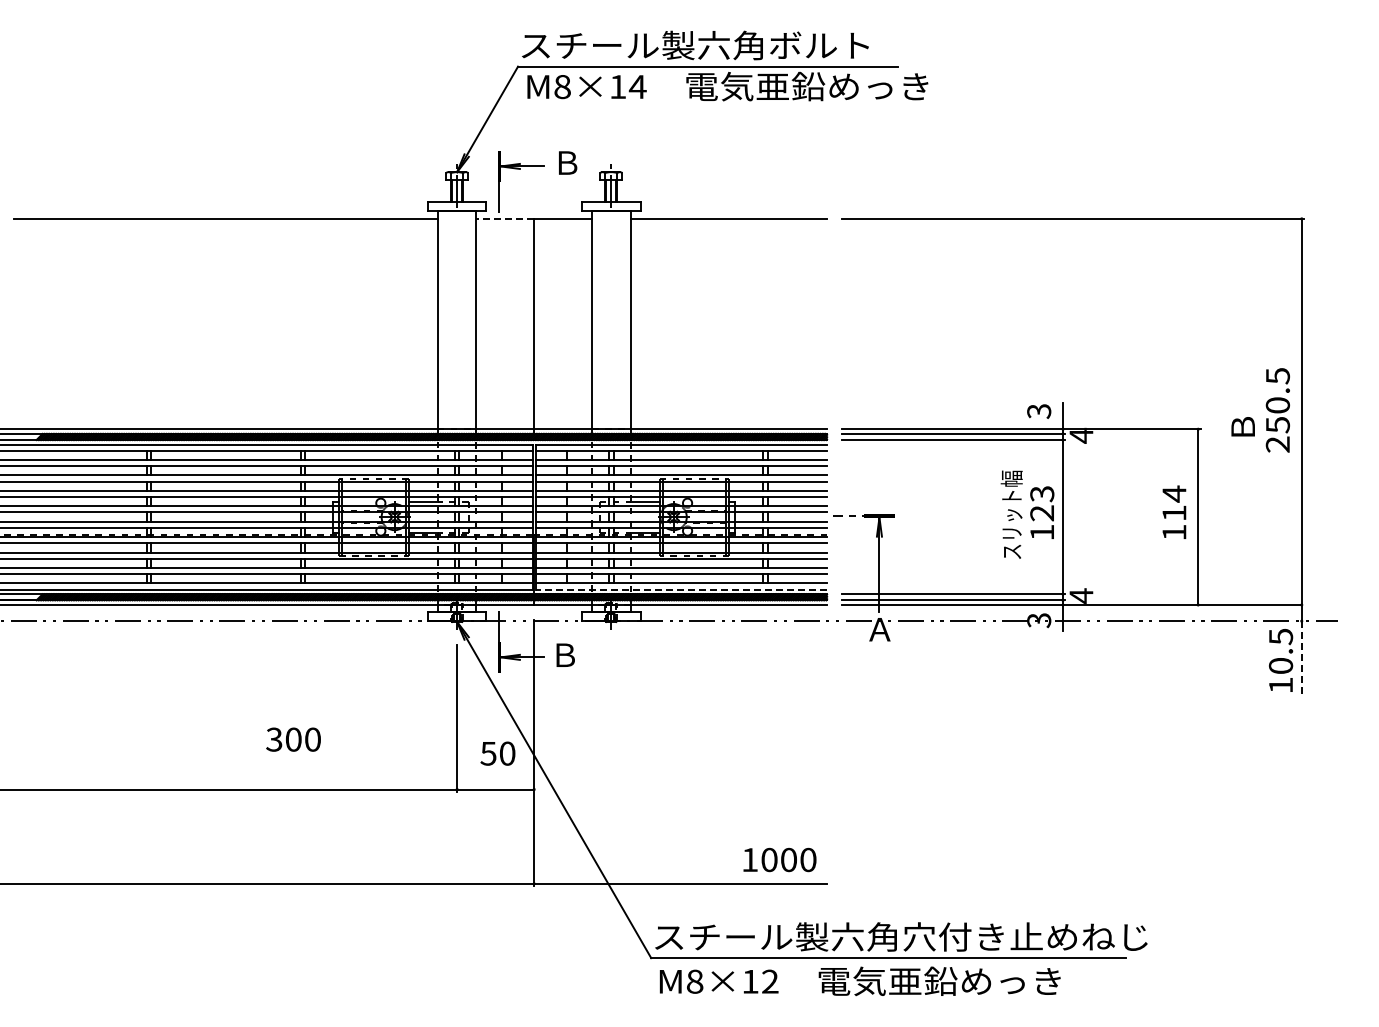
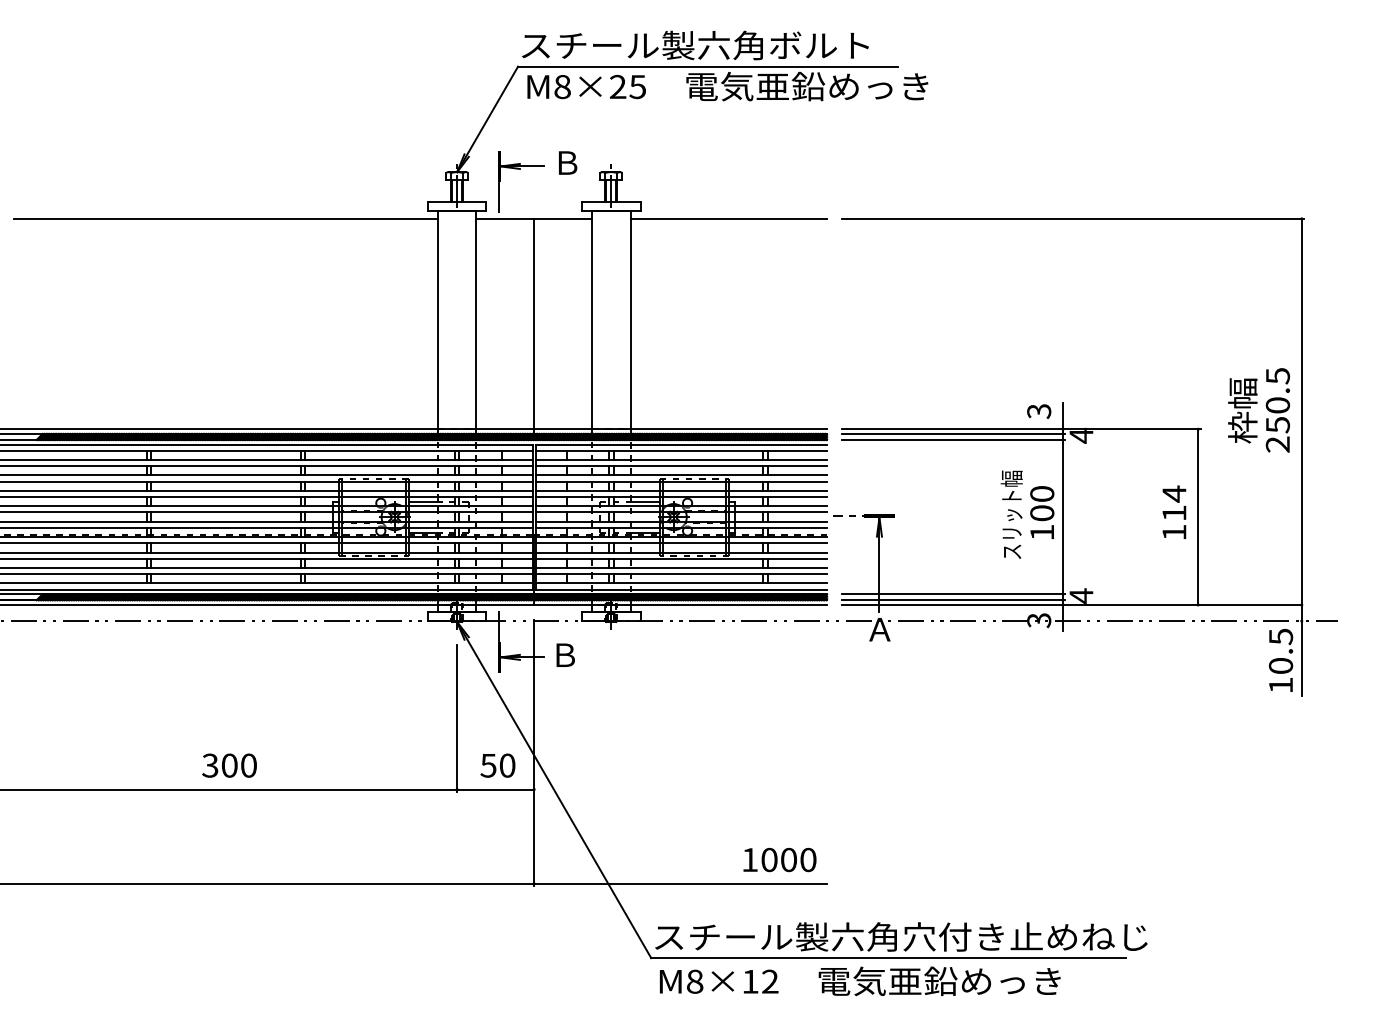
text: M8×14 -> M8×25 (627, 86)
line: dashed -> solid (505, 218)
text: Ｂ -> 枠幅 (1242, 410)
text: 123 -> 100 (1042, 503)
line: dashed -> solid (681, 589)
line: dashed -> solid (1301, 658)
text position: (293, 739) -> (229, 765) (229, 765)
text position: (497, 753) -> (497, 765) (497, 765)
